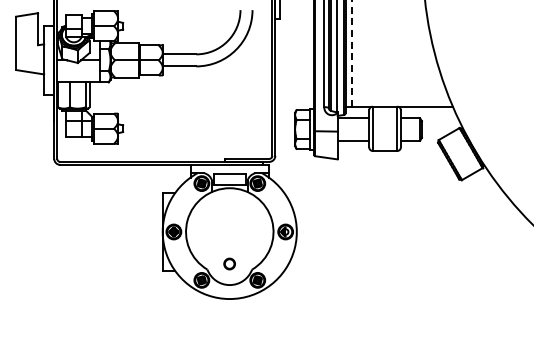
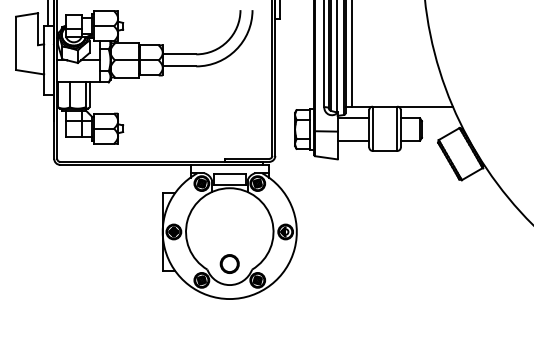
line: none -> present (47, 14)
line: dashed -> solid (351, 53)
circle size: 13x14 px -> 21x20 px (229, 263)
